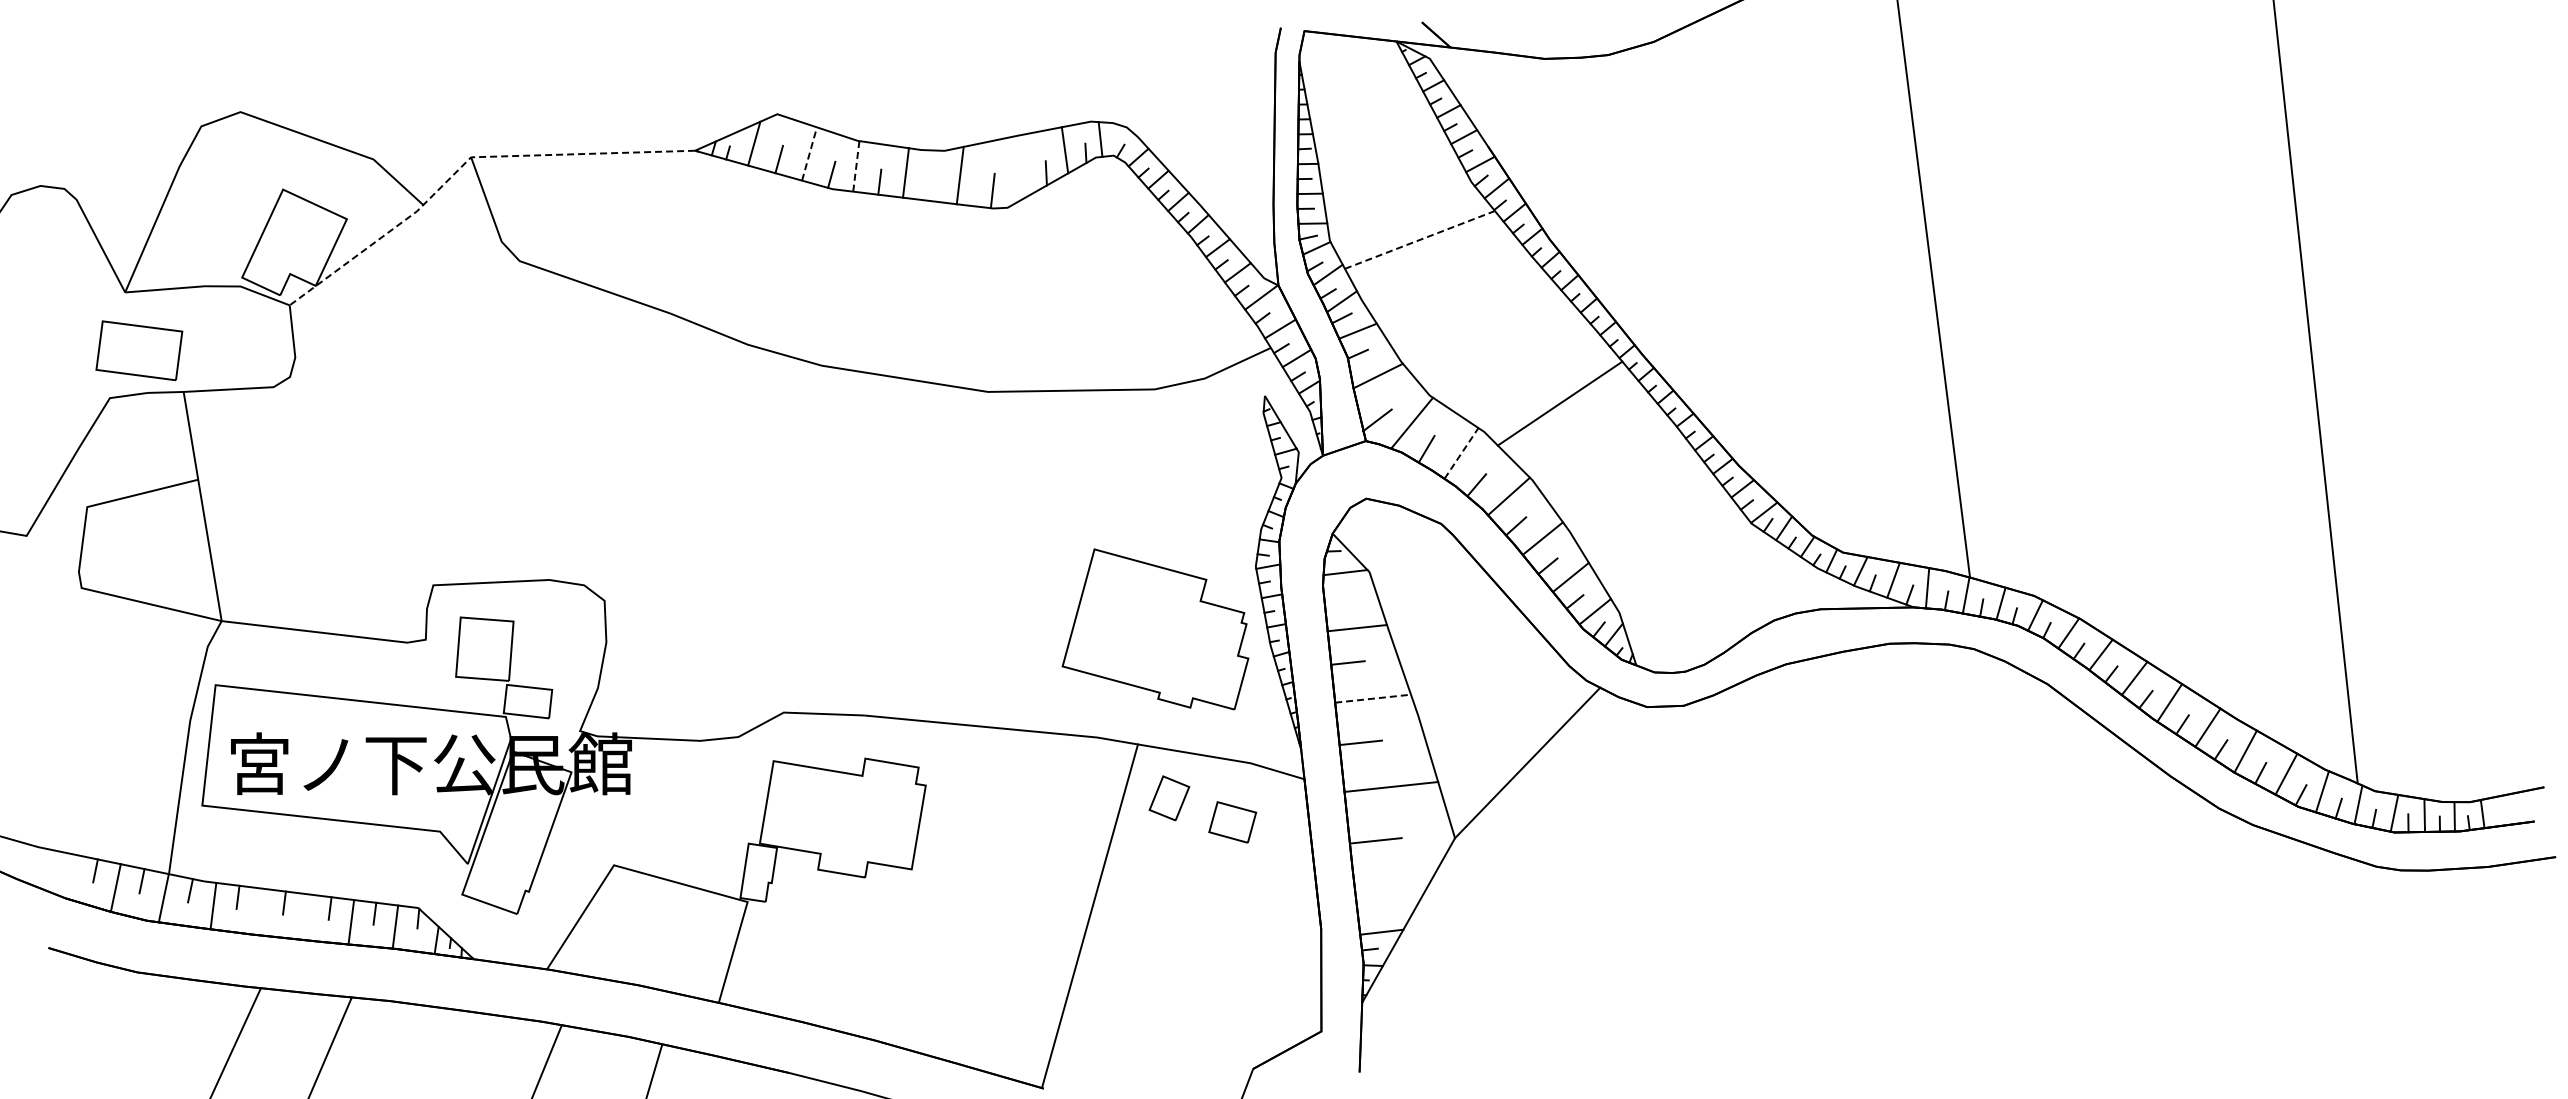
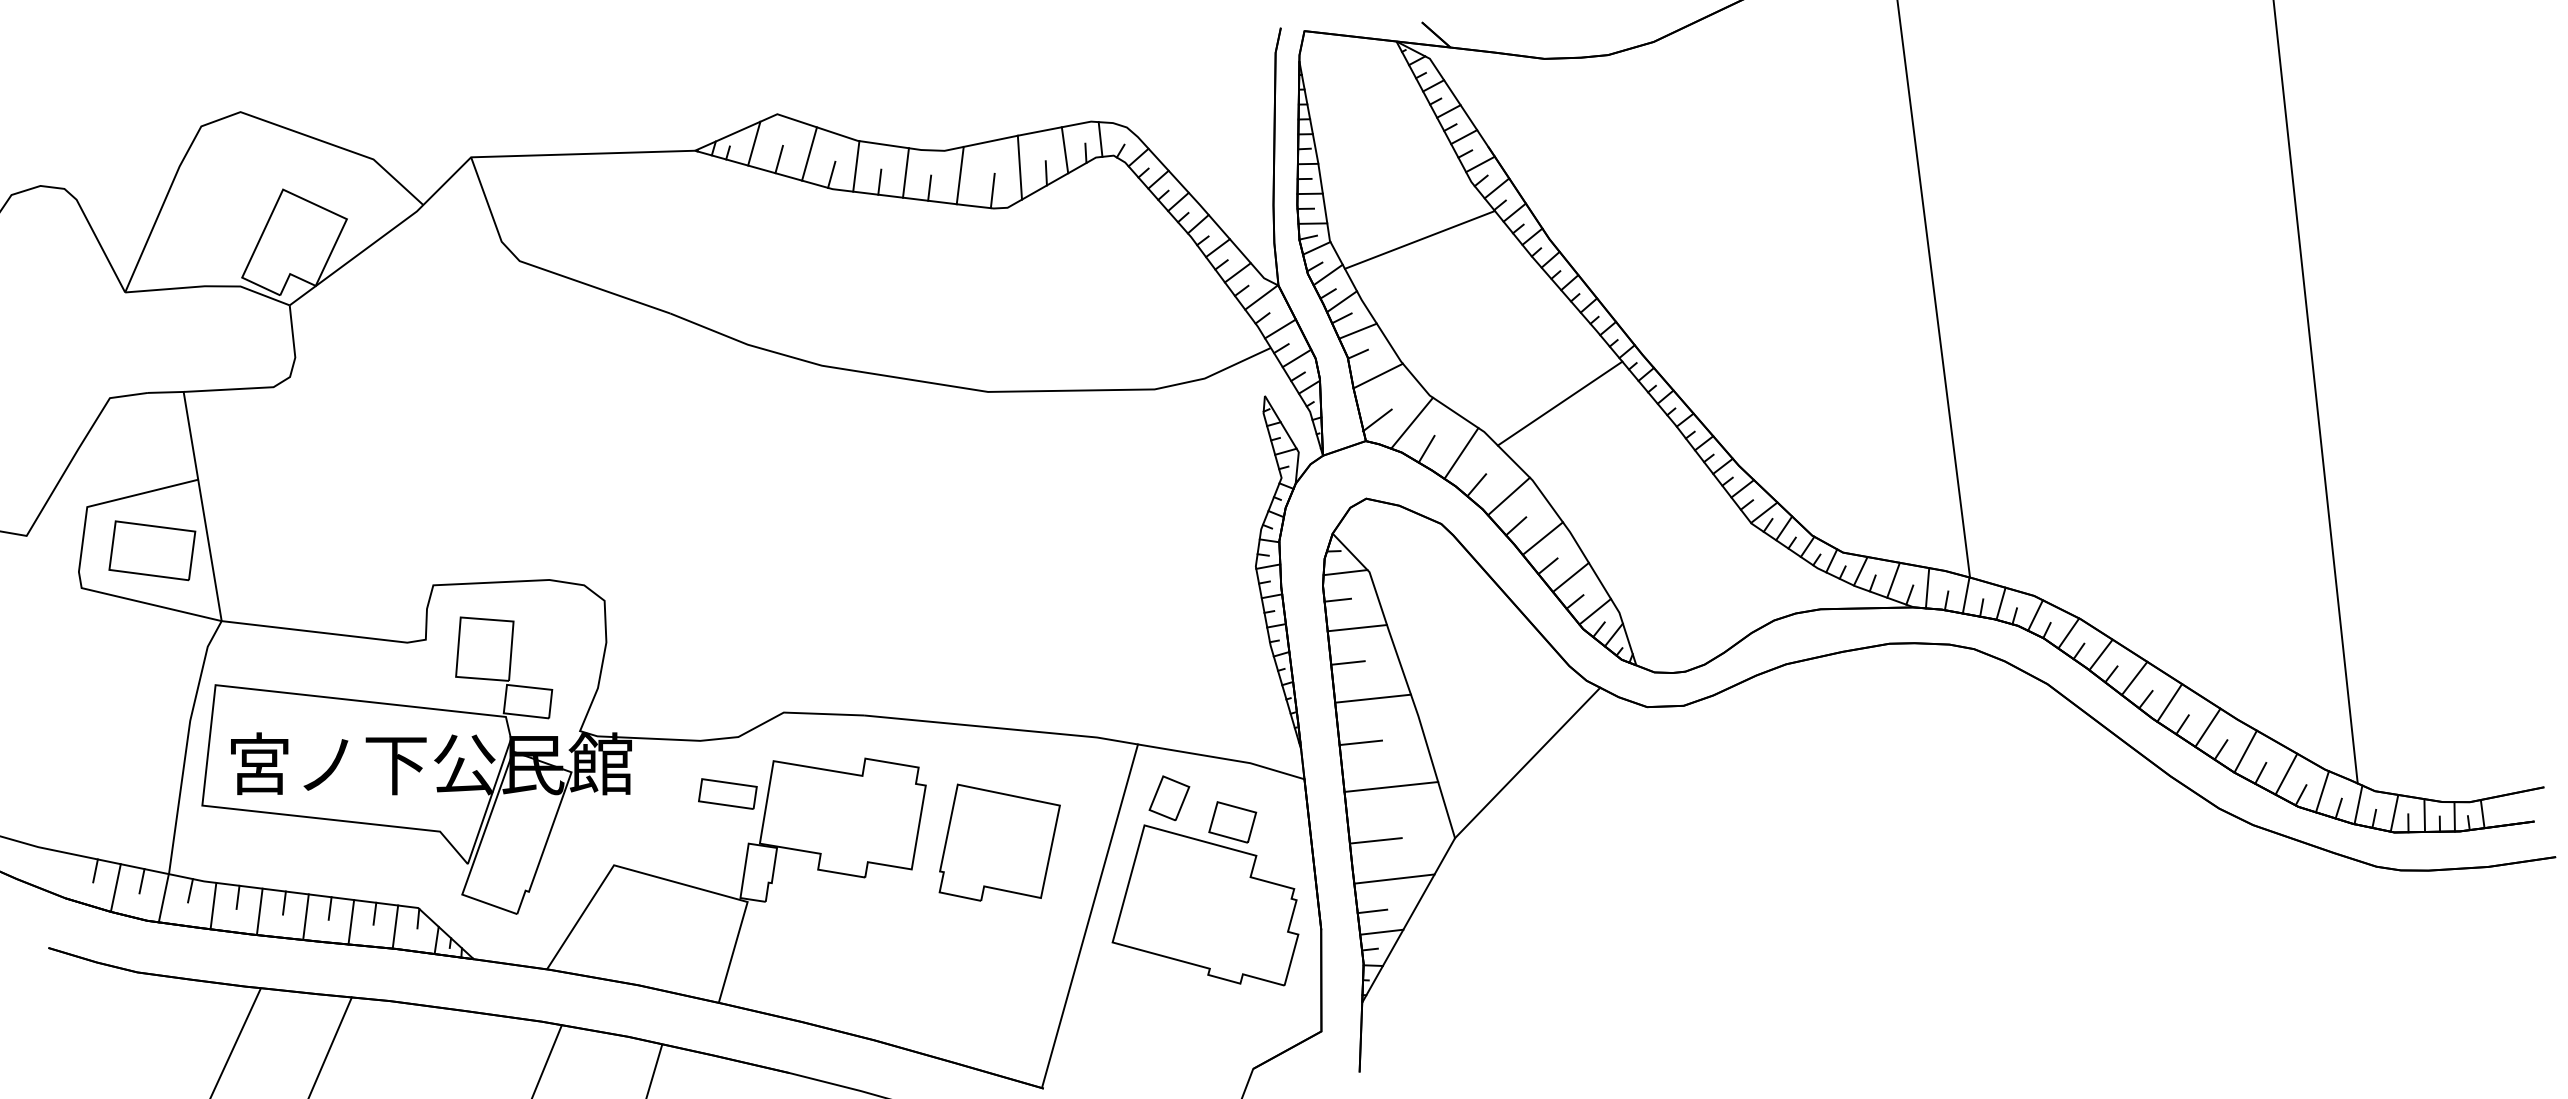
line: dashed -> solid (809, 154)
line: dashed -> solid (466, 161)
line: dashed -> solid (856, 165)
line: none -> present (1019, 167)
line: none -> present (929, 187)
line: dashed -> solid (1420, 239)
part position: (139, 350) -> (152, 550) (152, 550)
line: dashed -> solid (1461, 453)
line: none -> present (1337, 599)
part position: (1155, 629) -> (1205, 905) (1205, 905)
line: dashed -> solid (1373, 698)
part: none -> present (727, 793)
part: none -> present (999, 842)
line: none -> present (1394, 878)
line: none -> present (259, 911)
line: none -> present (1372, 911)
line: none -> present (305, 916)
